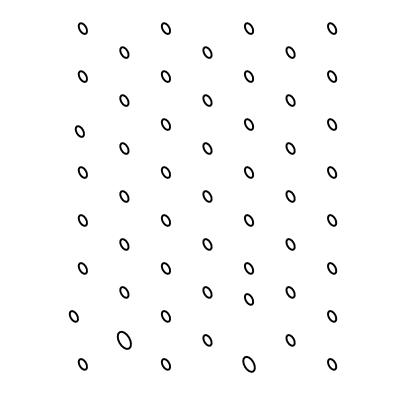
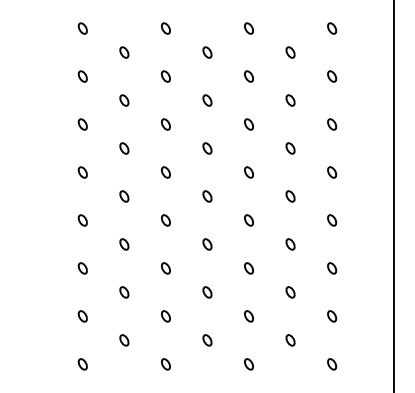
part position: (79, 131) -> (82, 124) (82, 124)
line: none -> present (394, 195)
part position: (248, 299) -> (248, 316) (248, 316)
part position: (73, 316) -> (82, 316) (82, 316)
part size: 16x19 px -> 11x13 px (124, 340)
part size: 14x17 px -> 10x13 px (248, 364)
